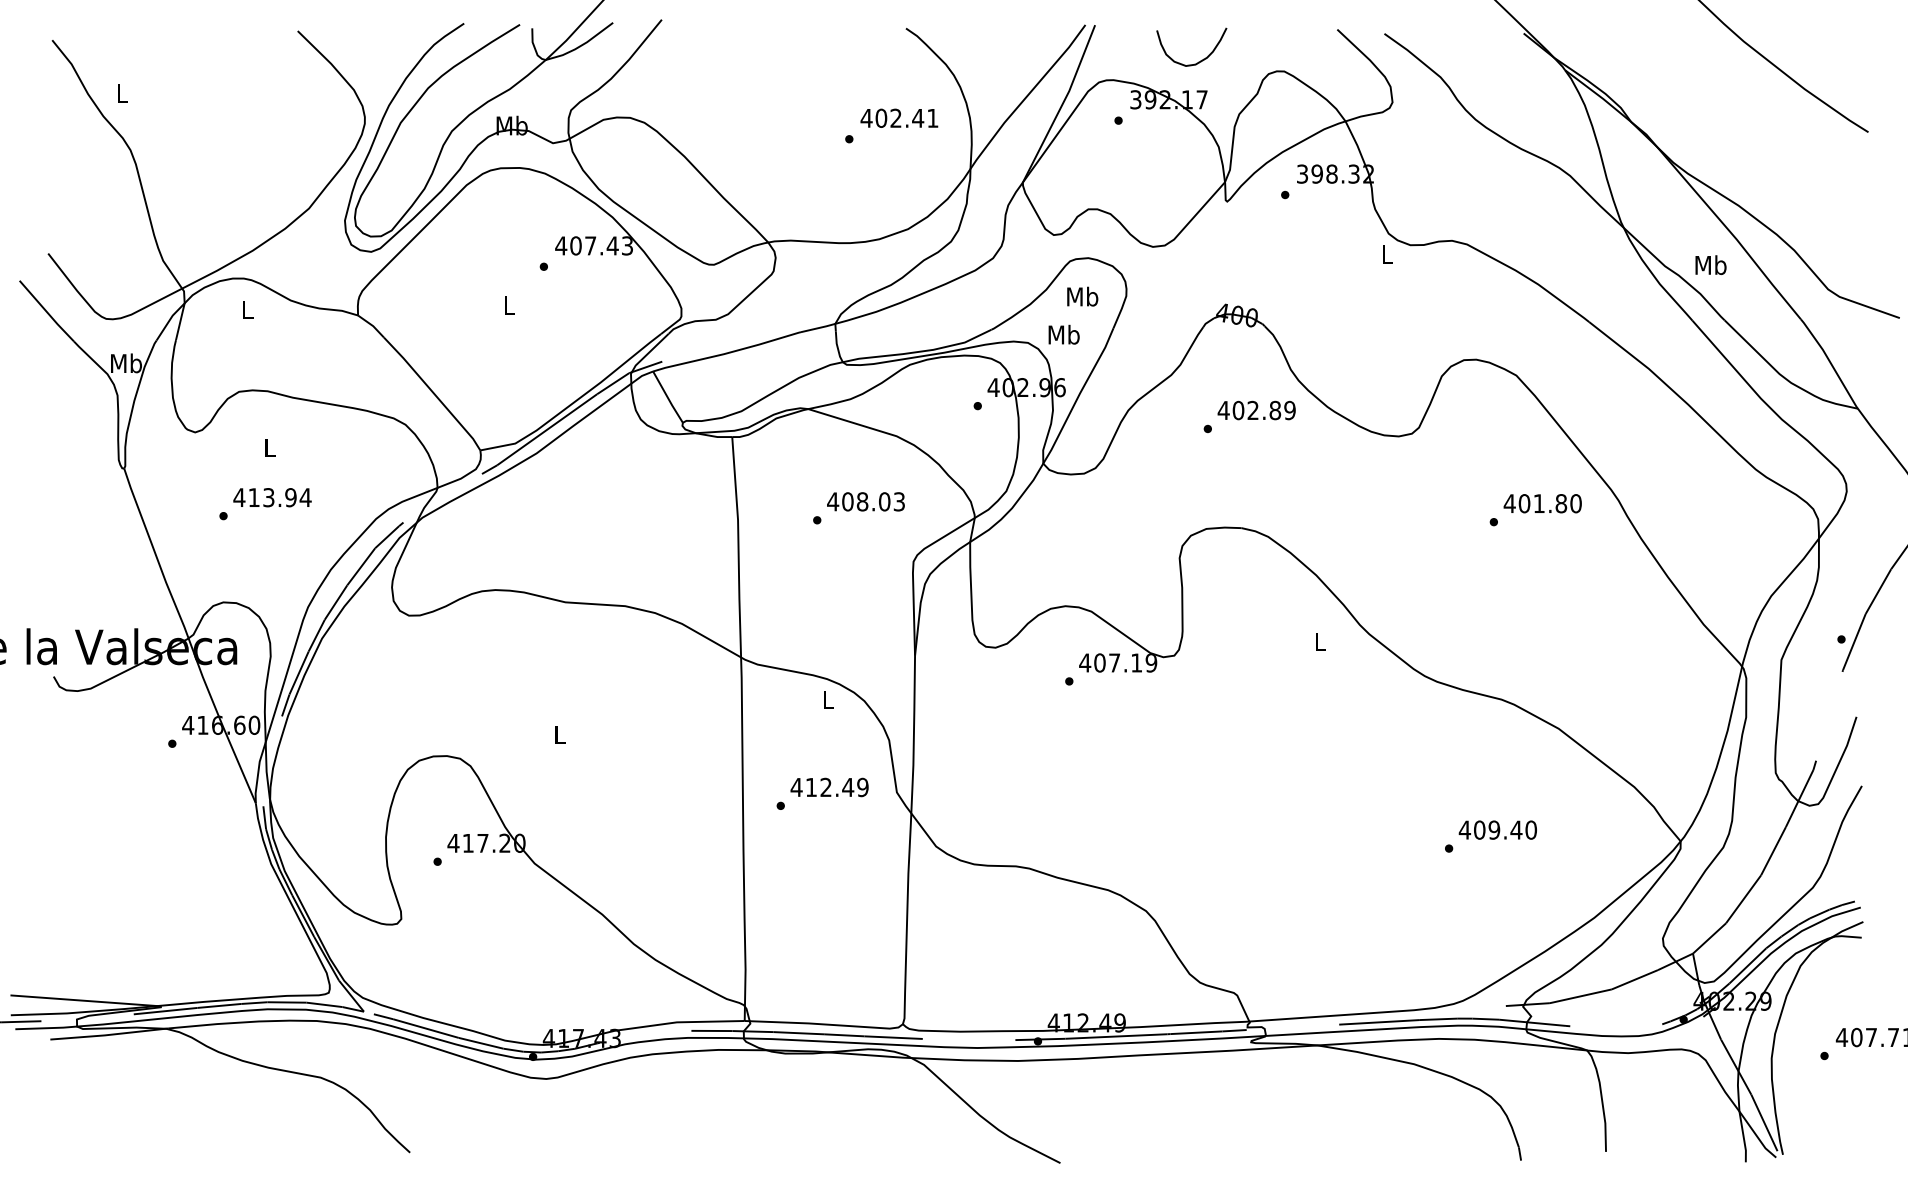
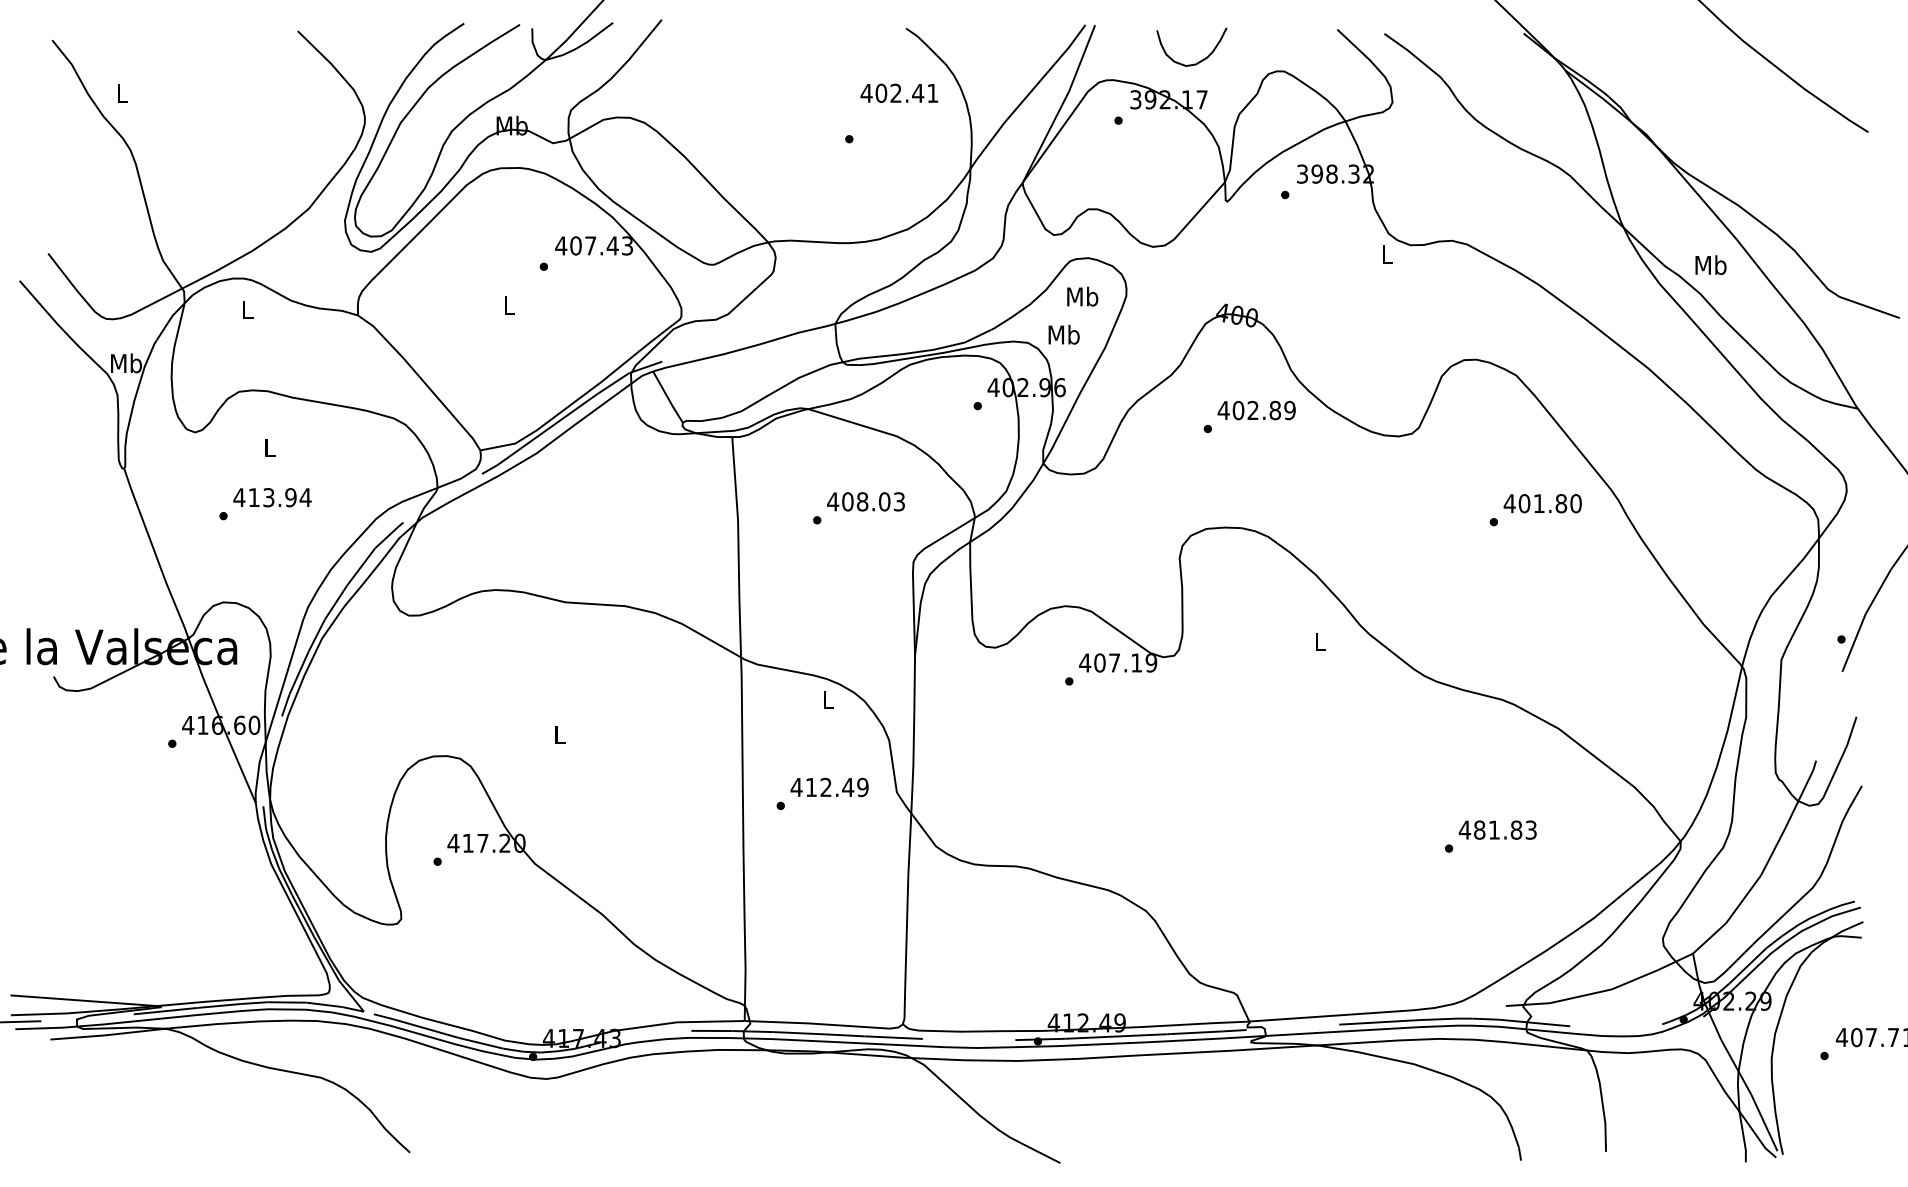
text position: (899, 117) -> (899, 92) (899, 92)
text: 409.40 -> 481.83 (1505, 829)
